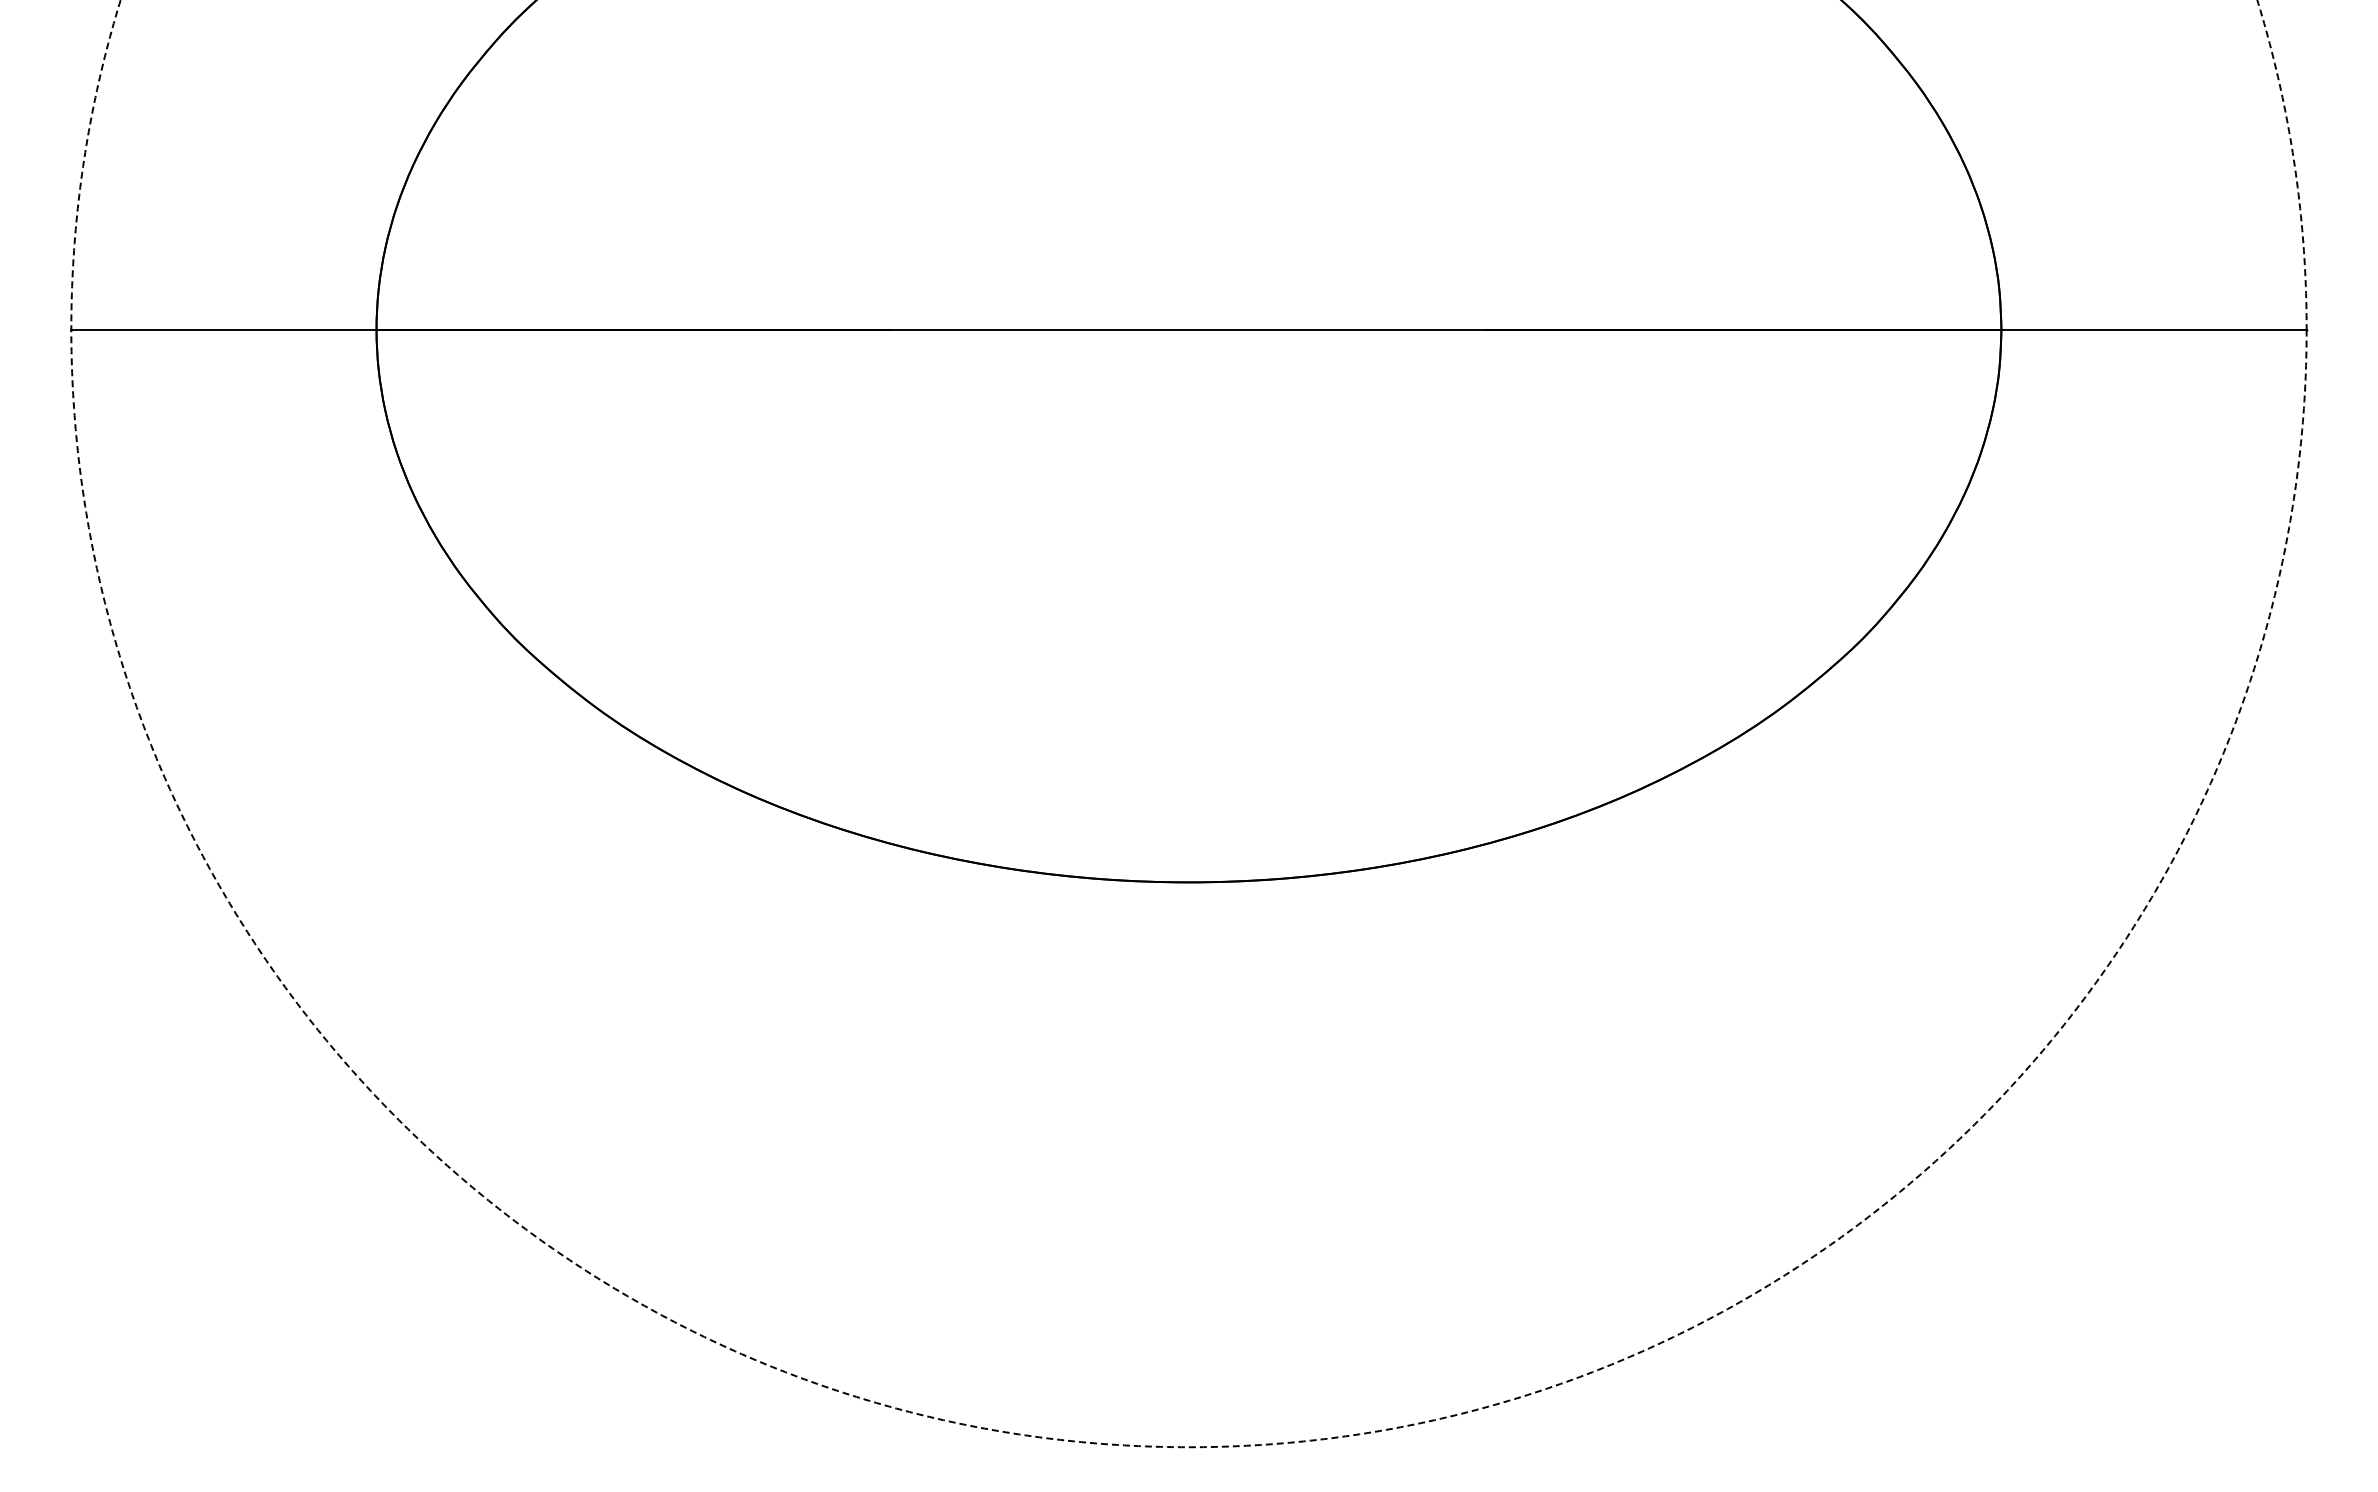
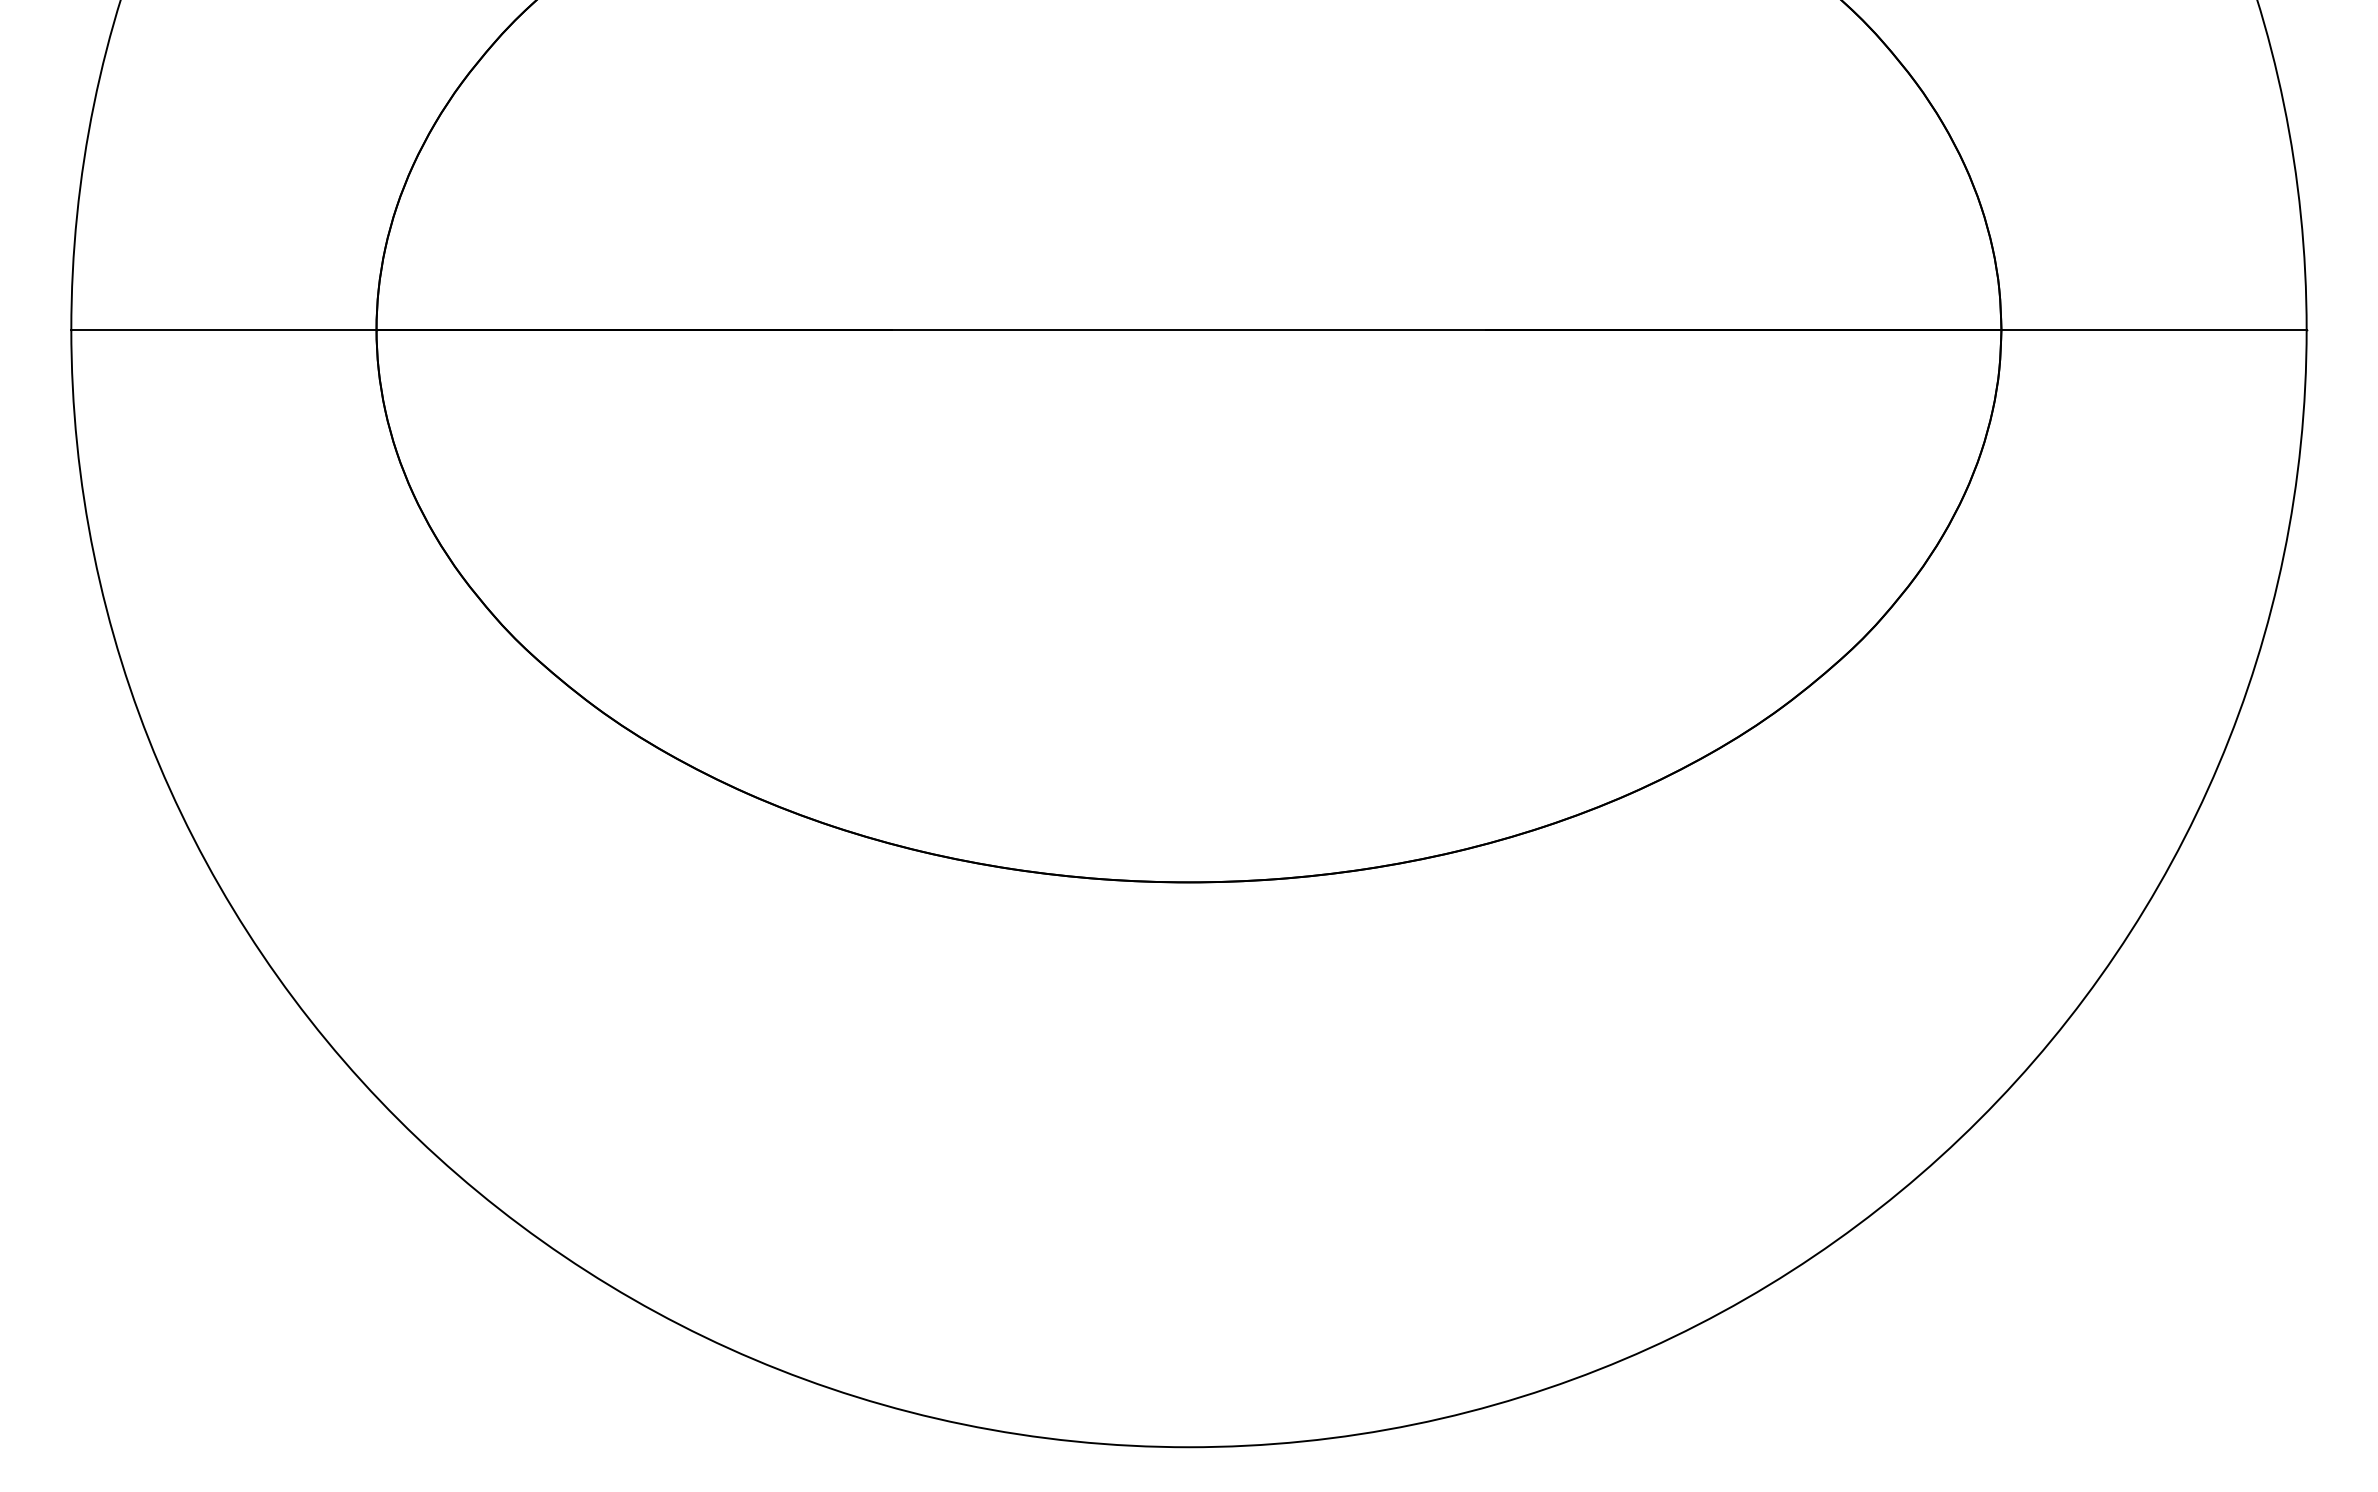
circle: dashed -> solid (1188, 723)
